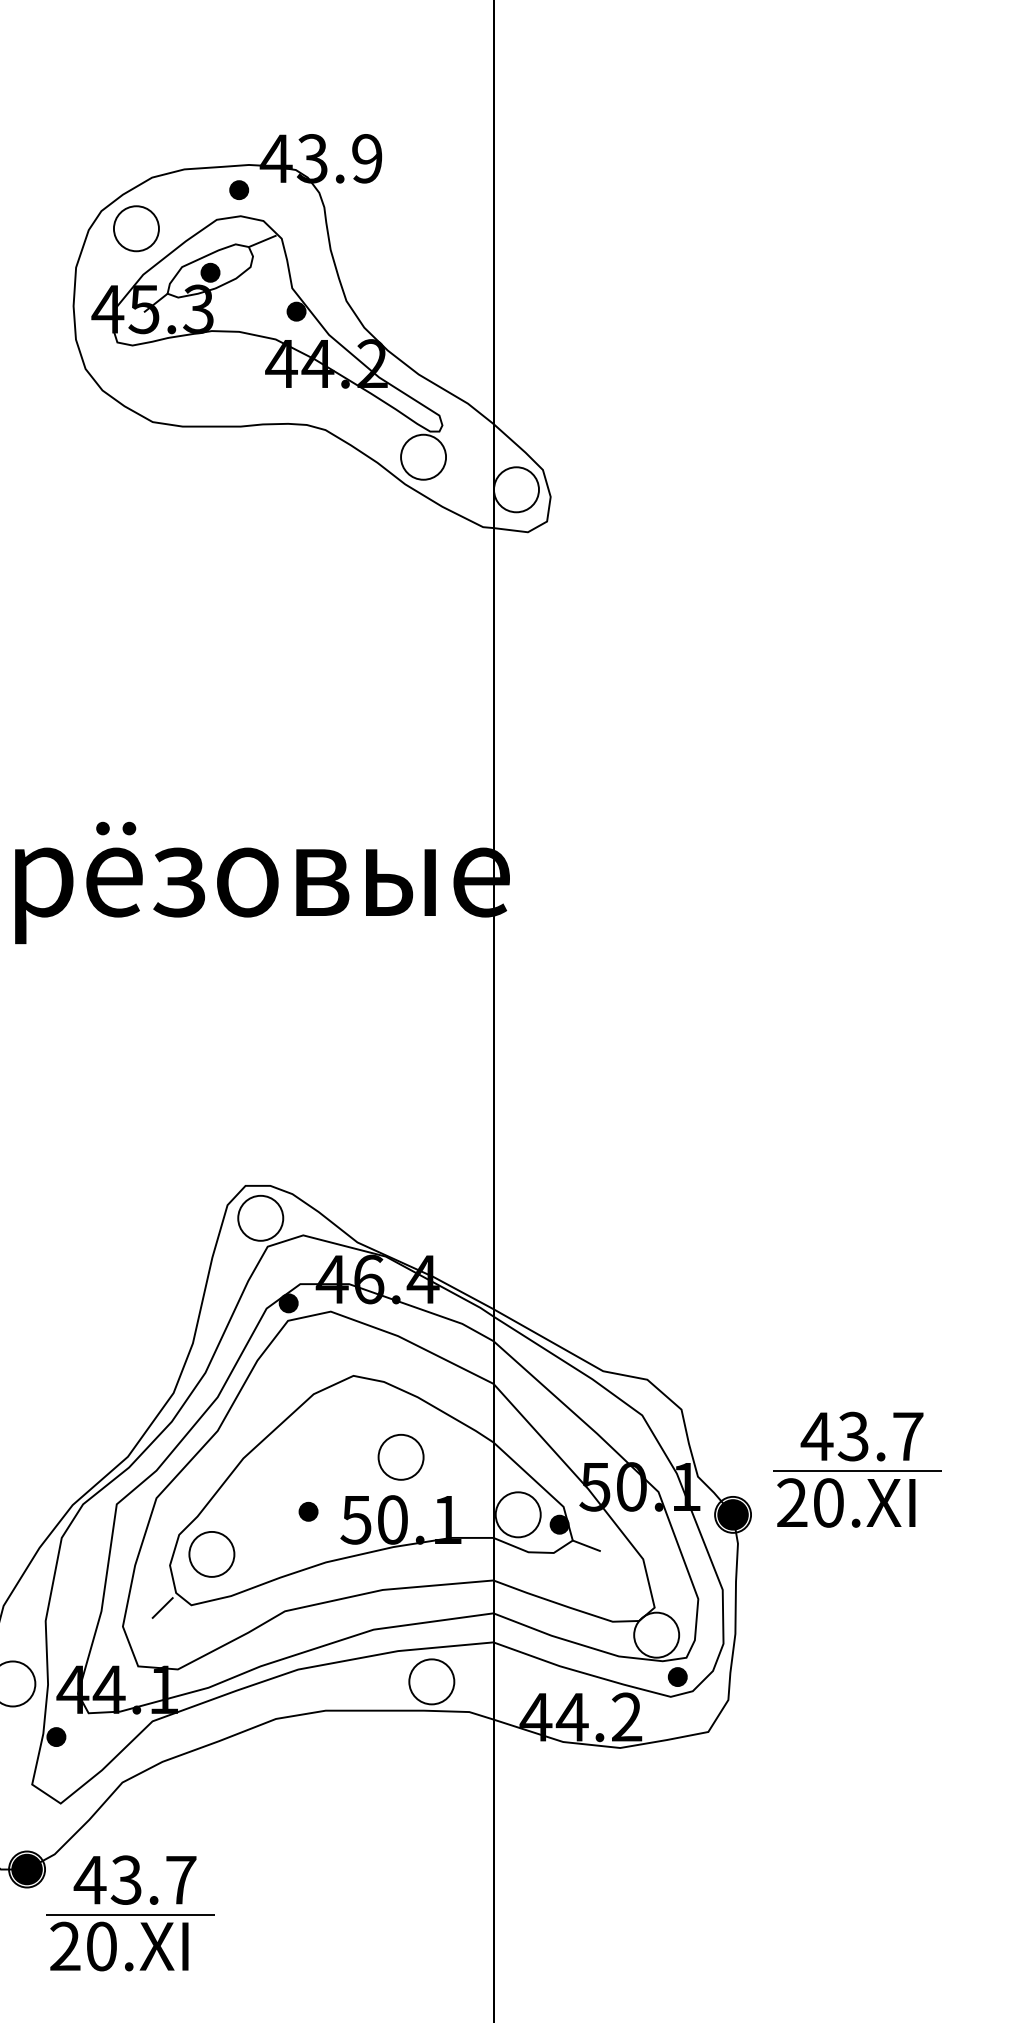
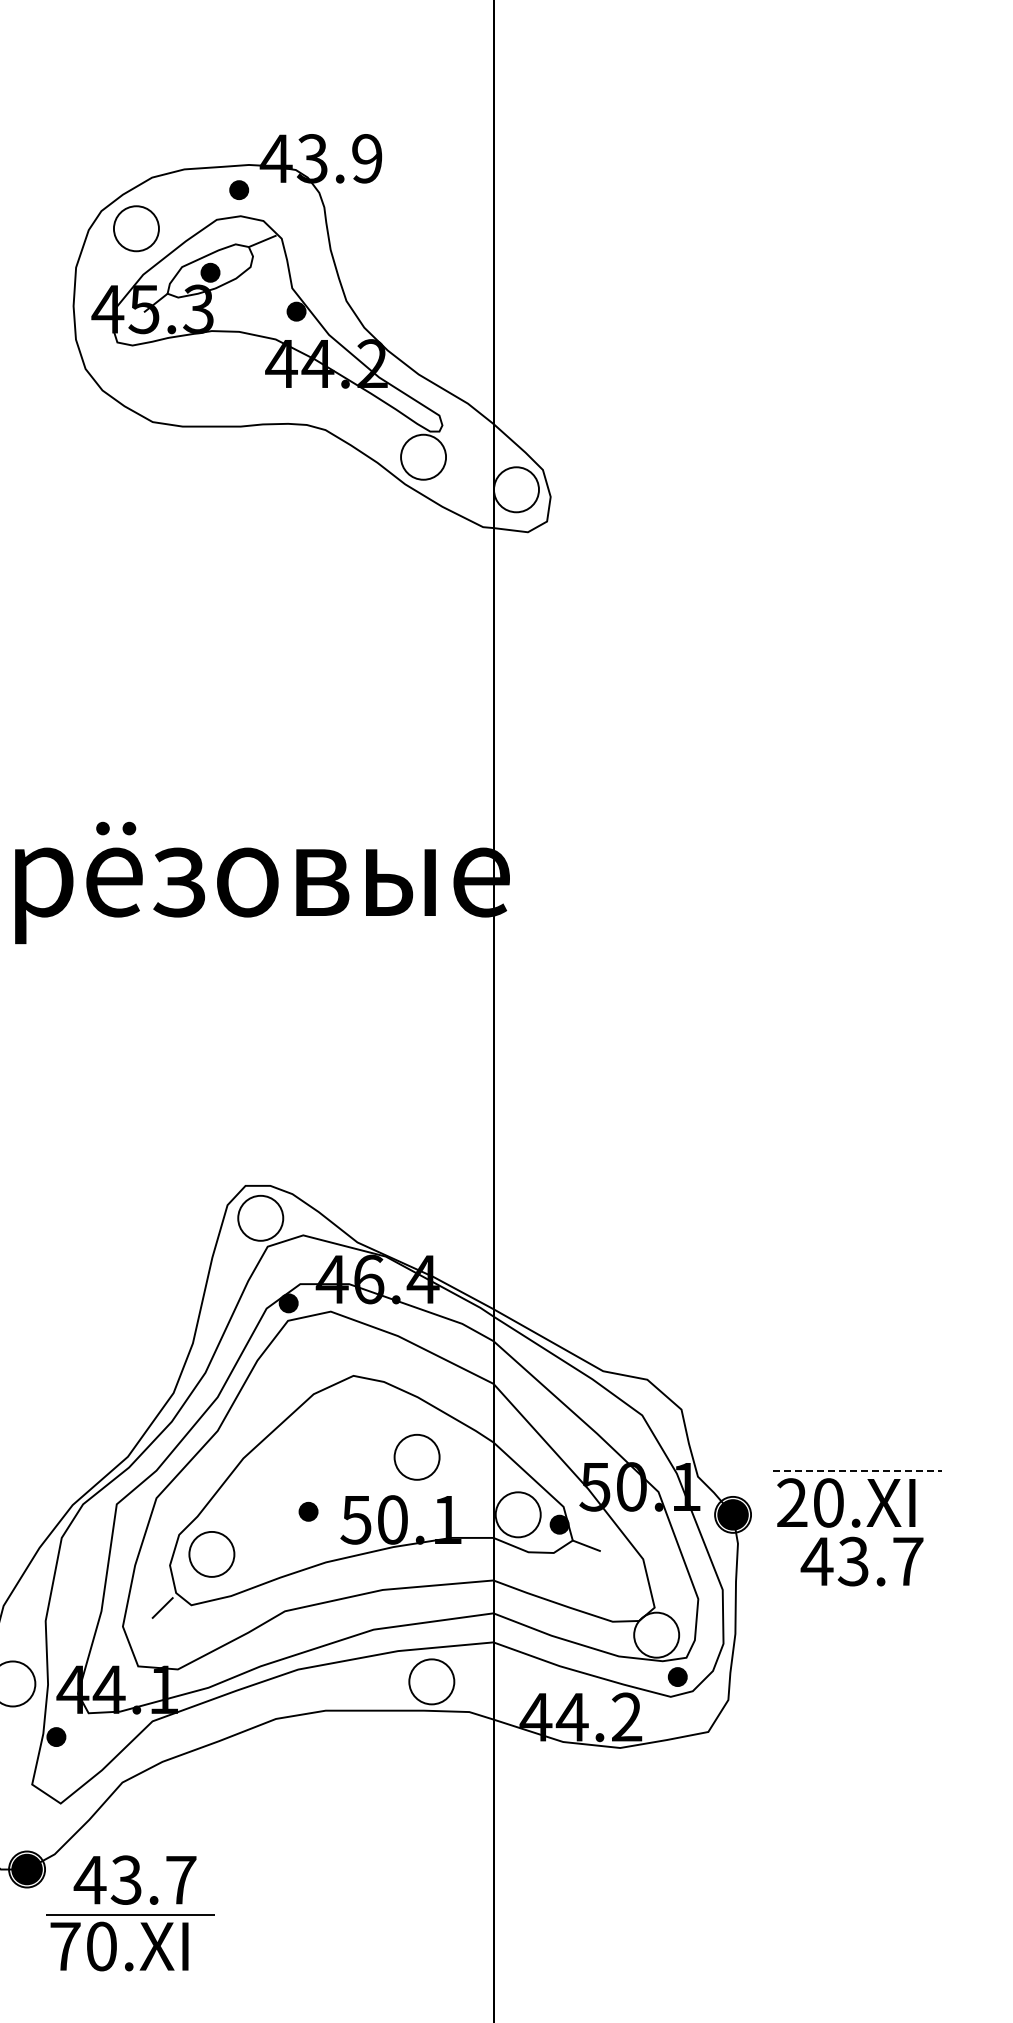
text position: (861, 1436) -> (861, 1561) (861, 1561)
part position: (400, 1457) -> (416, 1457) (416, 1457)
line: solid -> dashed (857, 1470)
text: 20.XI -> 70.XI (65, 1945)
